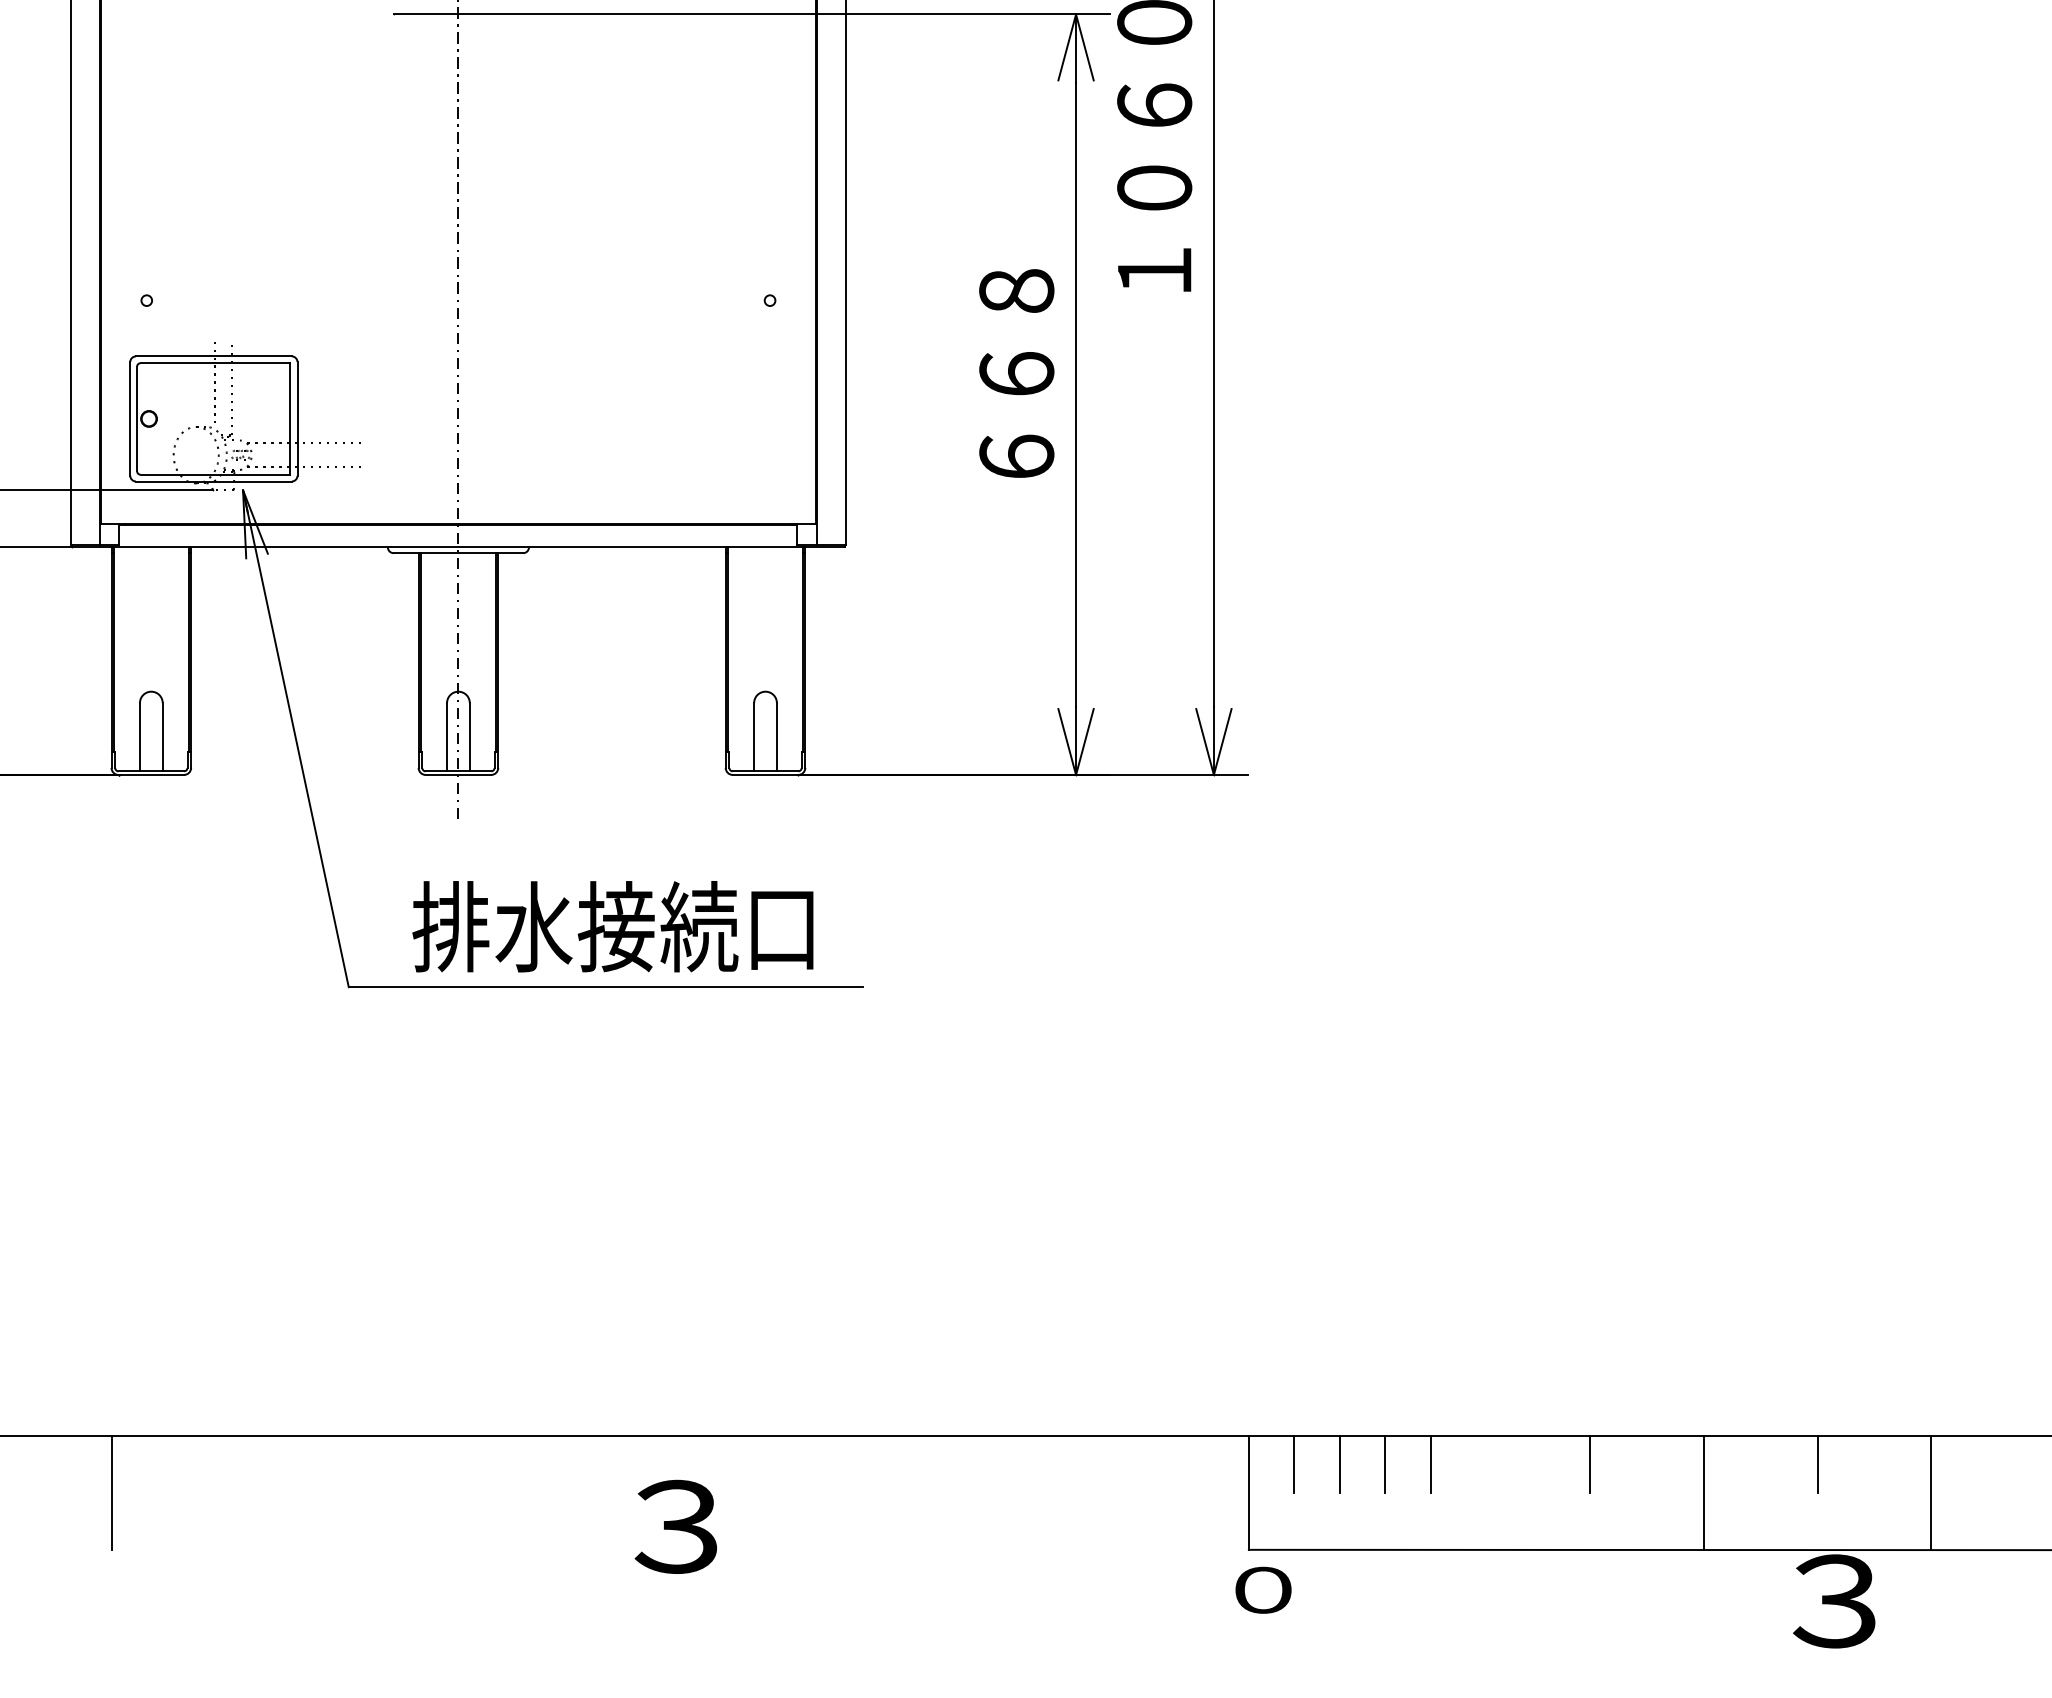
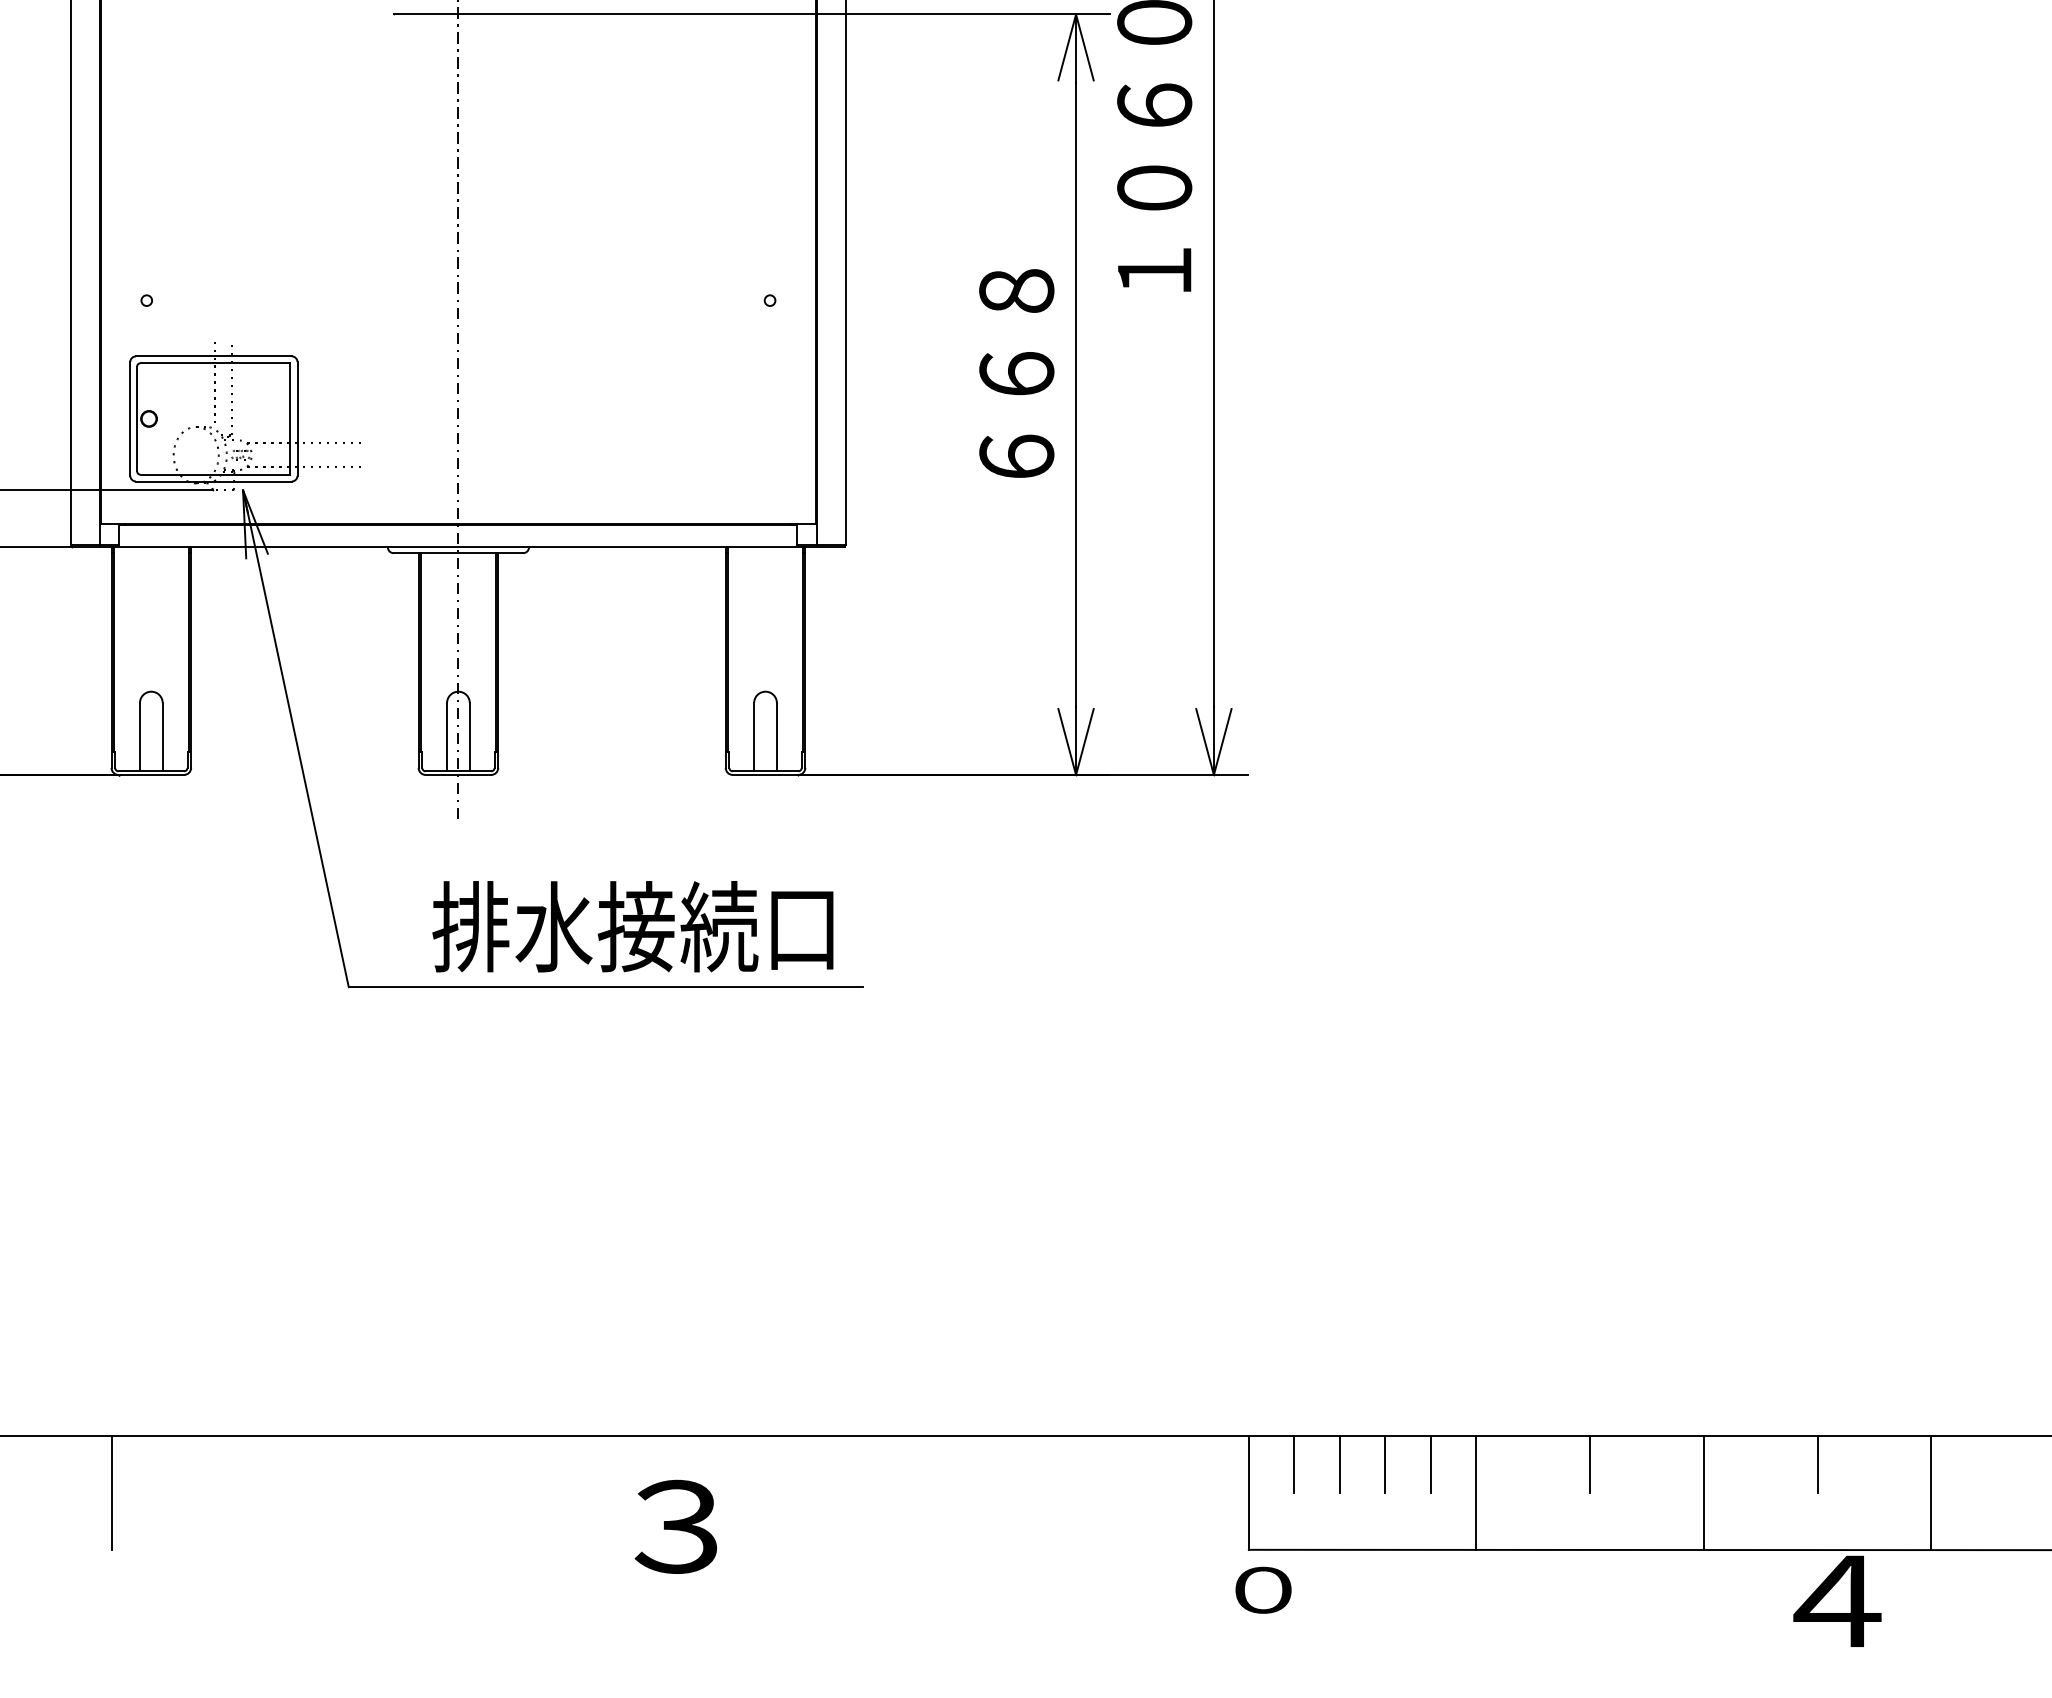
text position: (612, 926) -> (632, 926) (632, 926)
line: none -> present (1476, 1492)
text: ３ -> ４ (1837, 1601)
